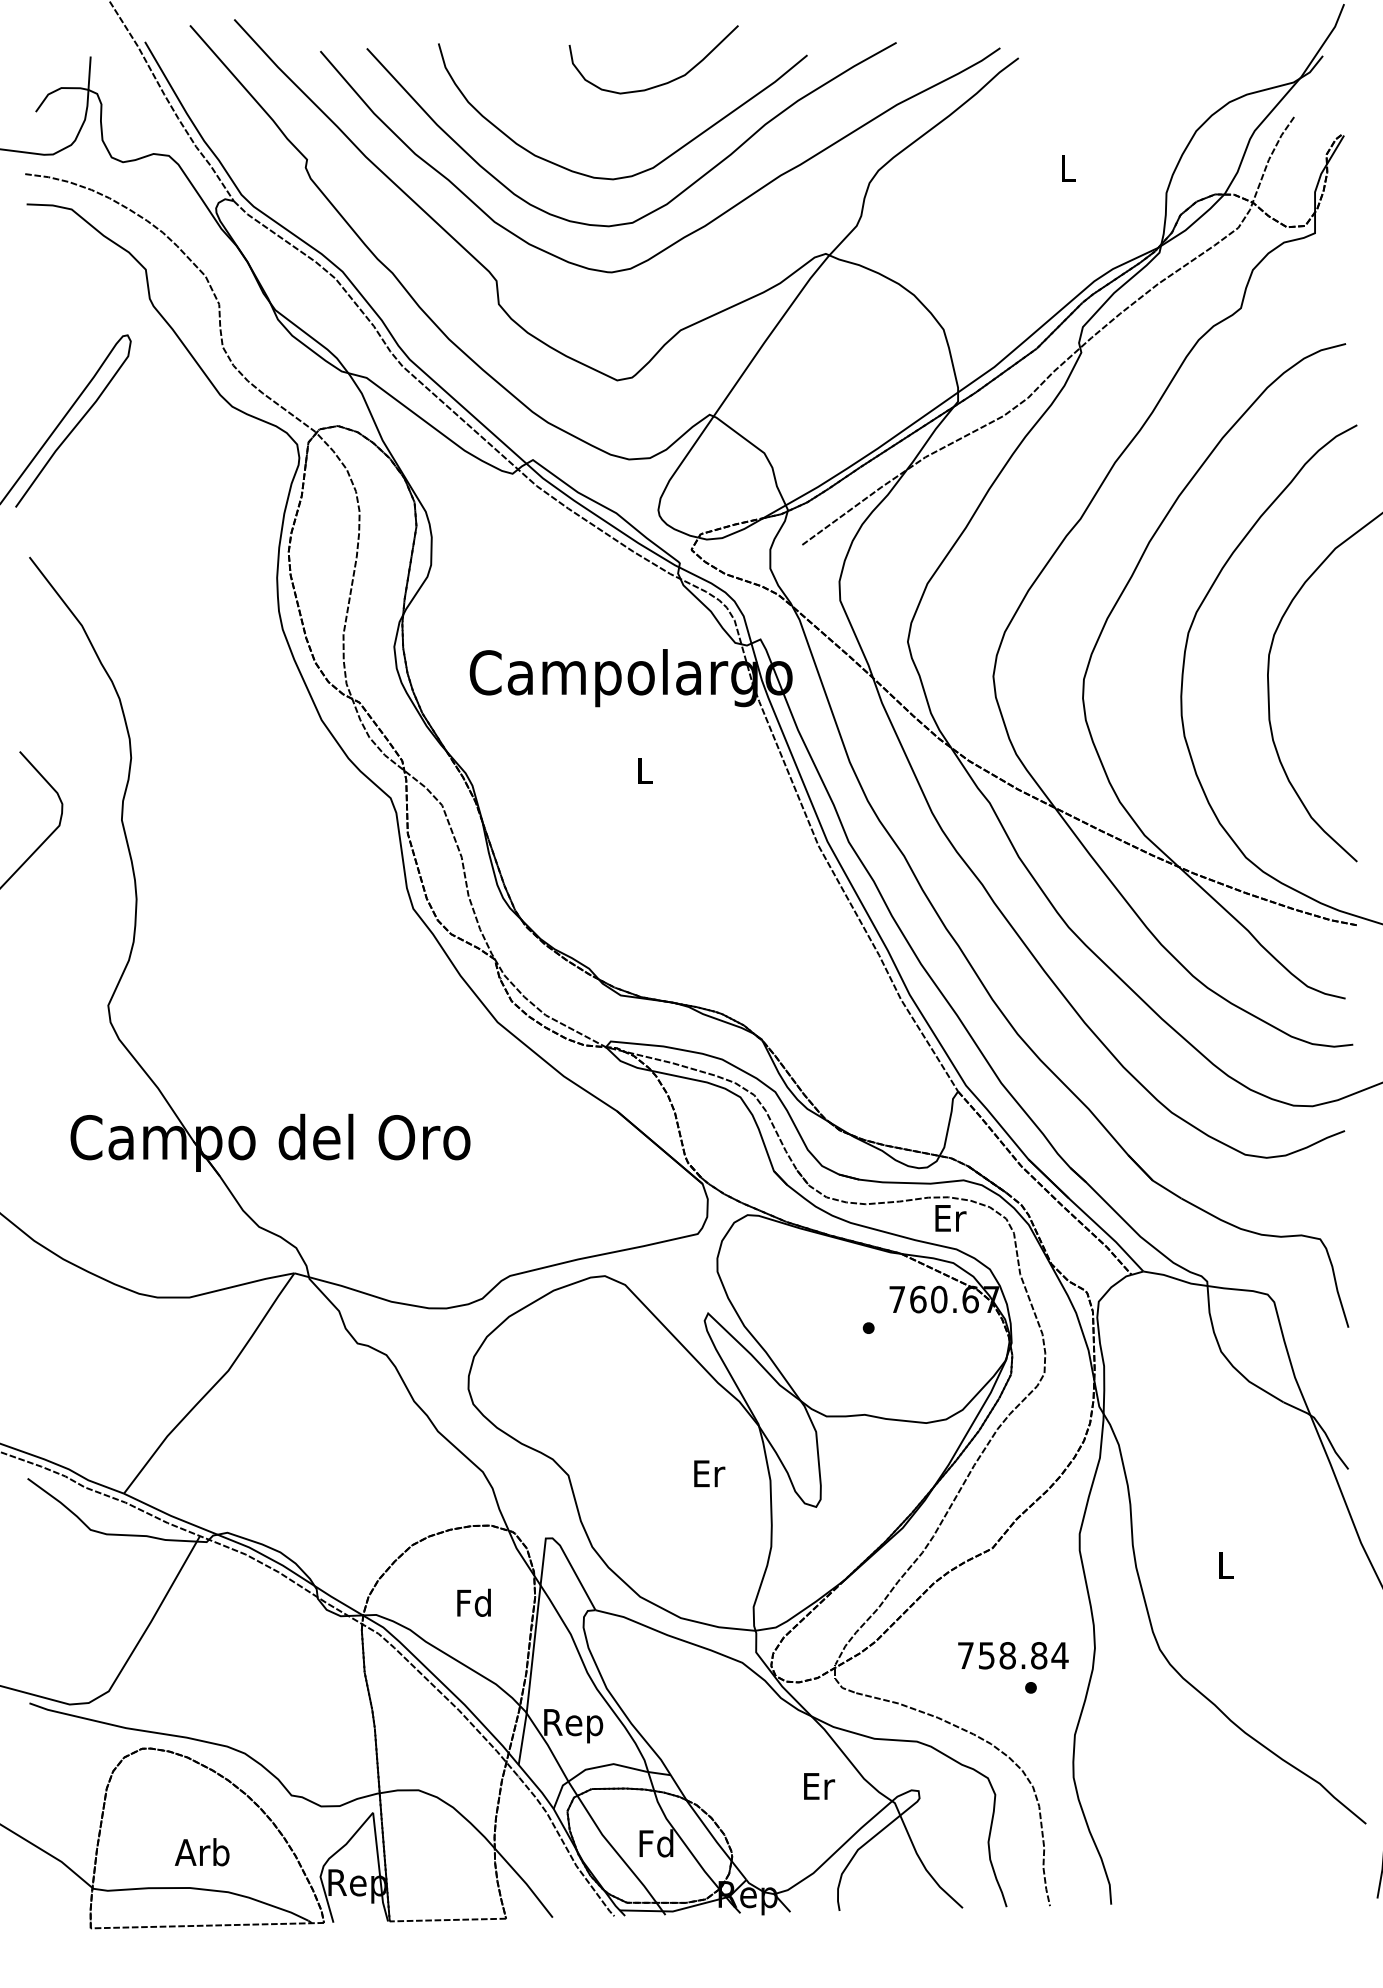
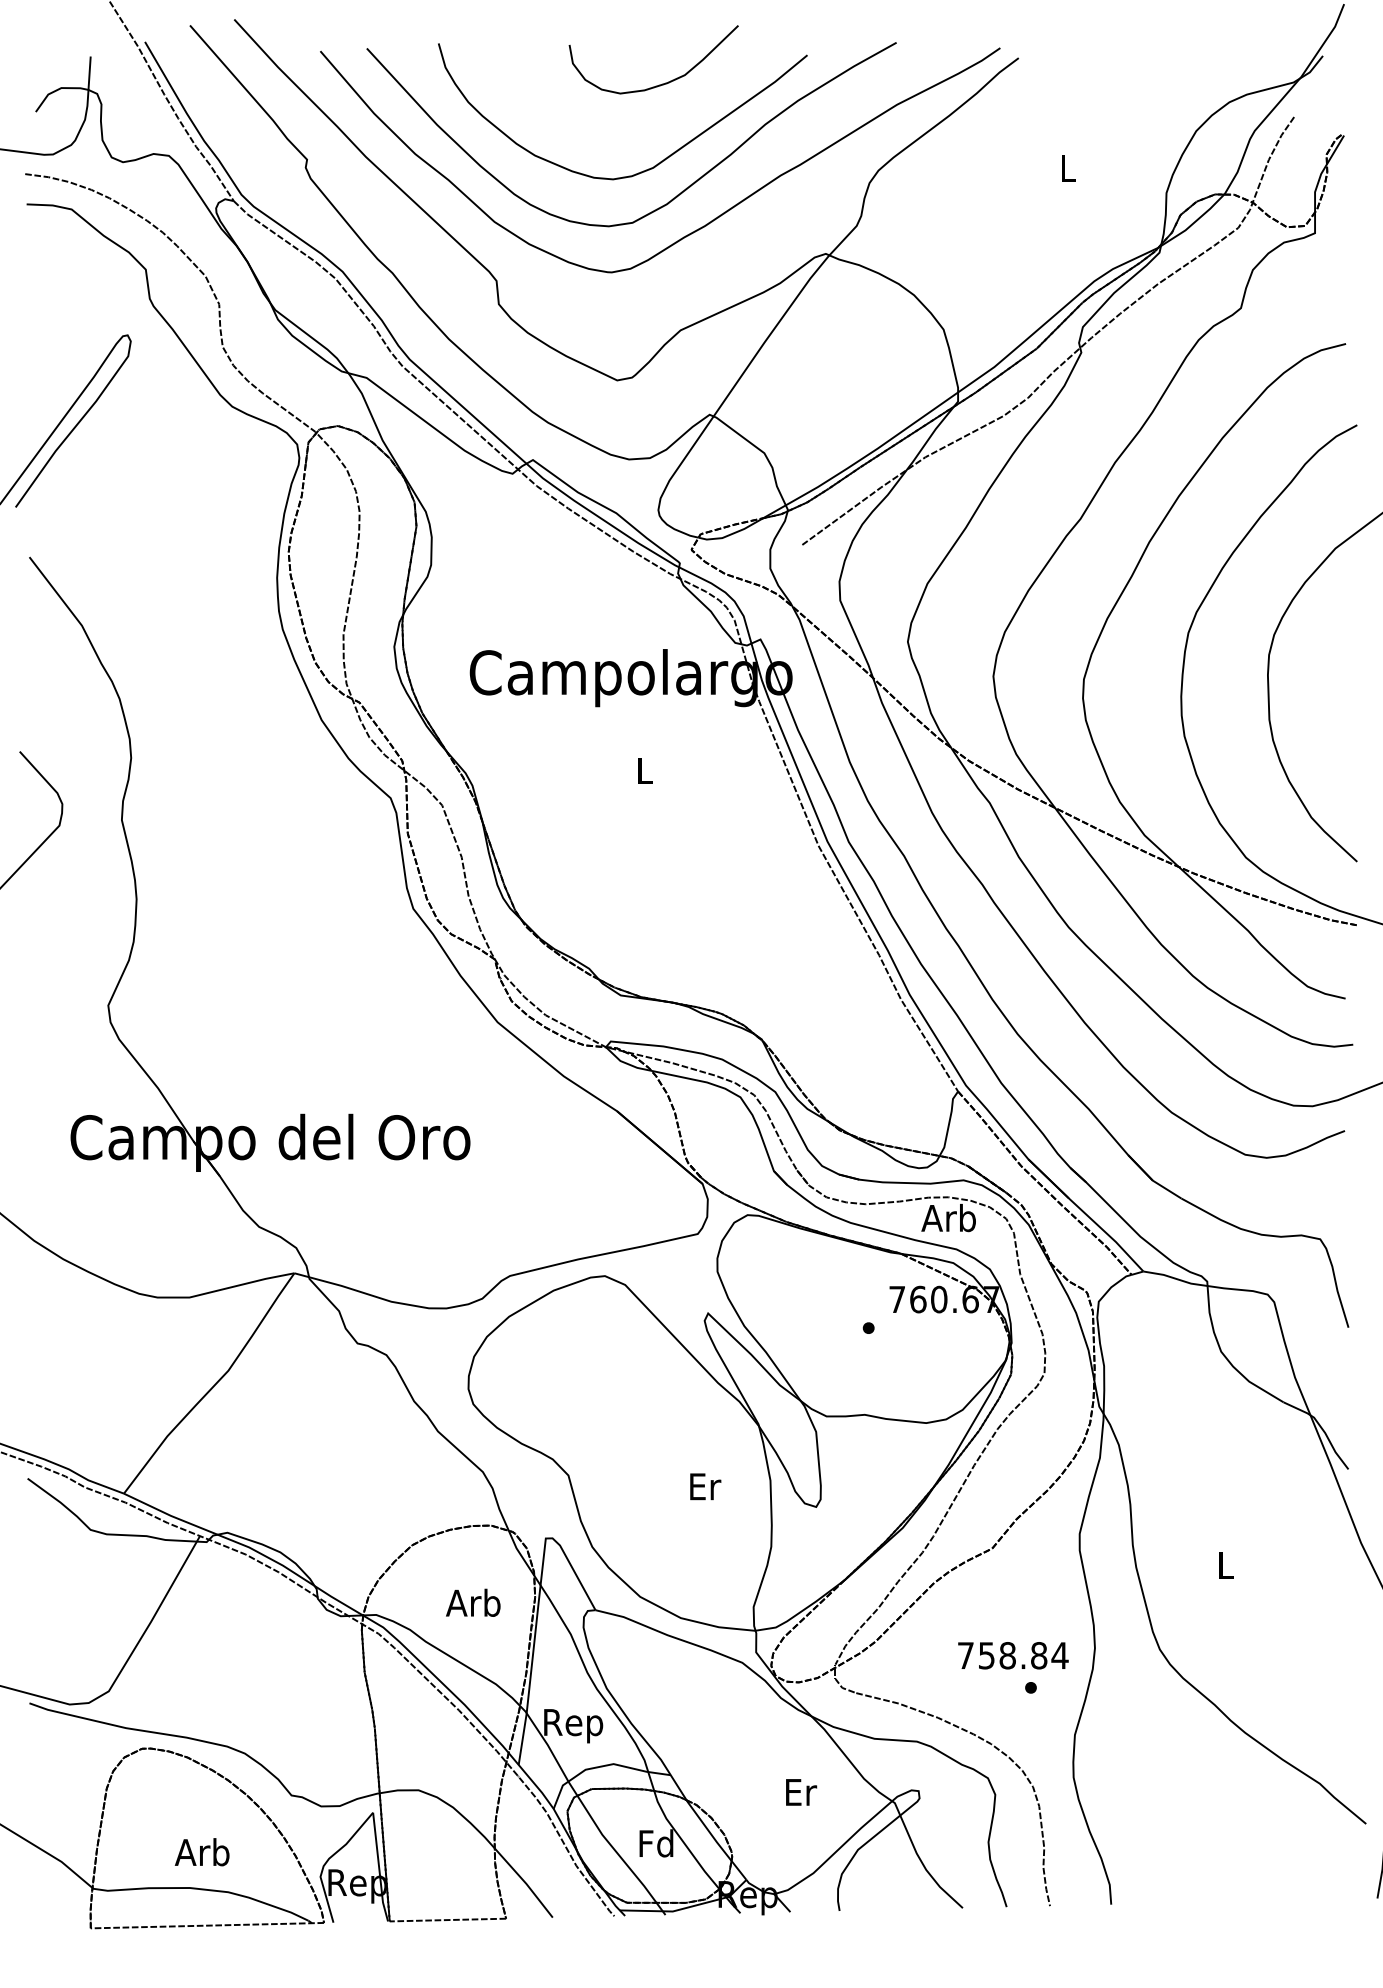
text: Er -> Arb (948, 1217)
text position: (709, 1473) -> (705, 1486) (705, 1486)
text: Fd -> Arb (473, 1602)
text position: (819, 1786) -> (801, 1792) (801, 1792)
